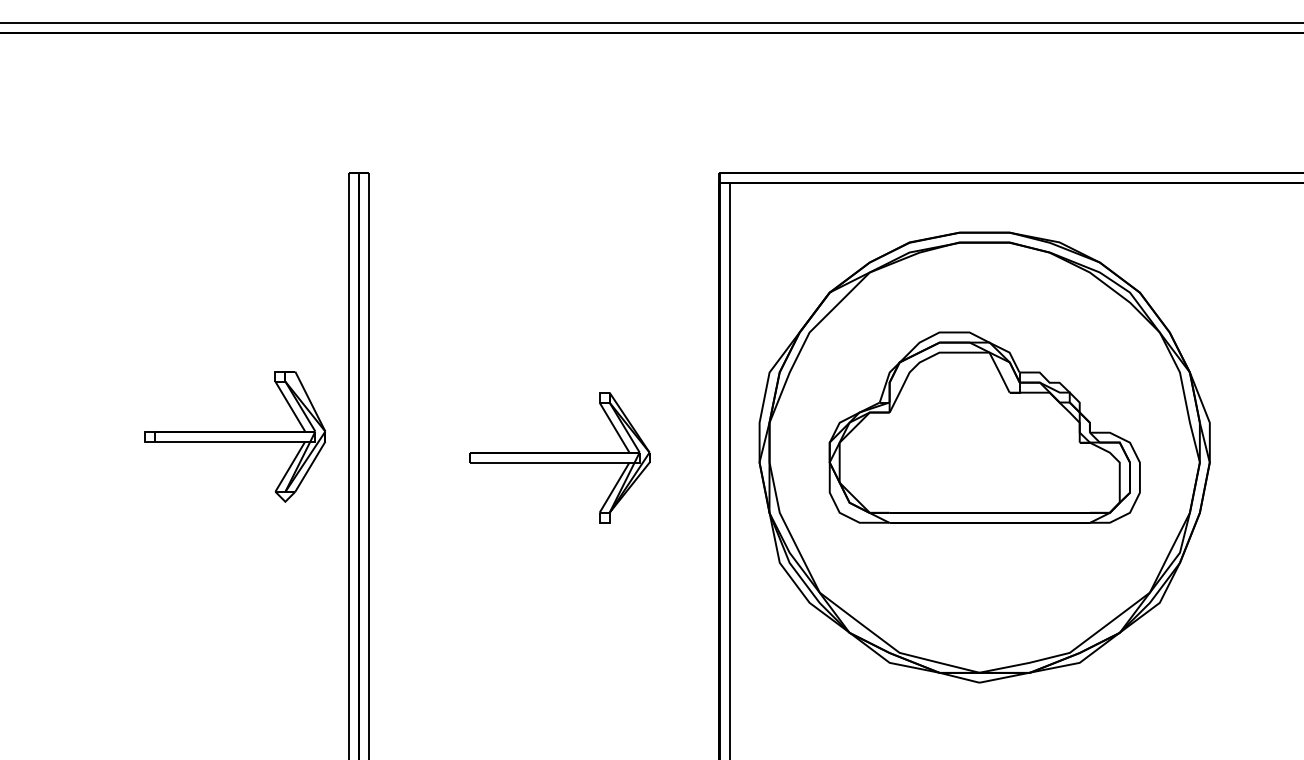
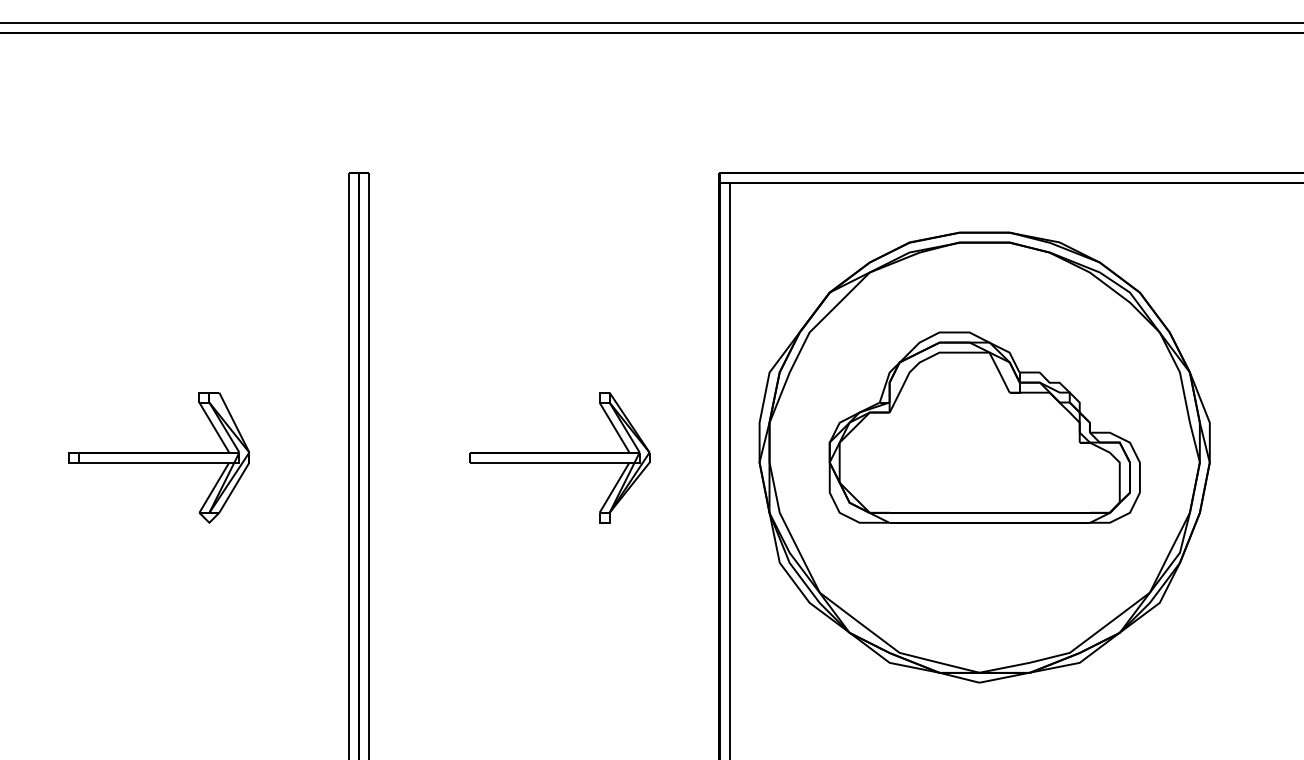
part position: (234, 436) -> (158, 457) (158, 457)
